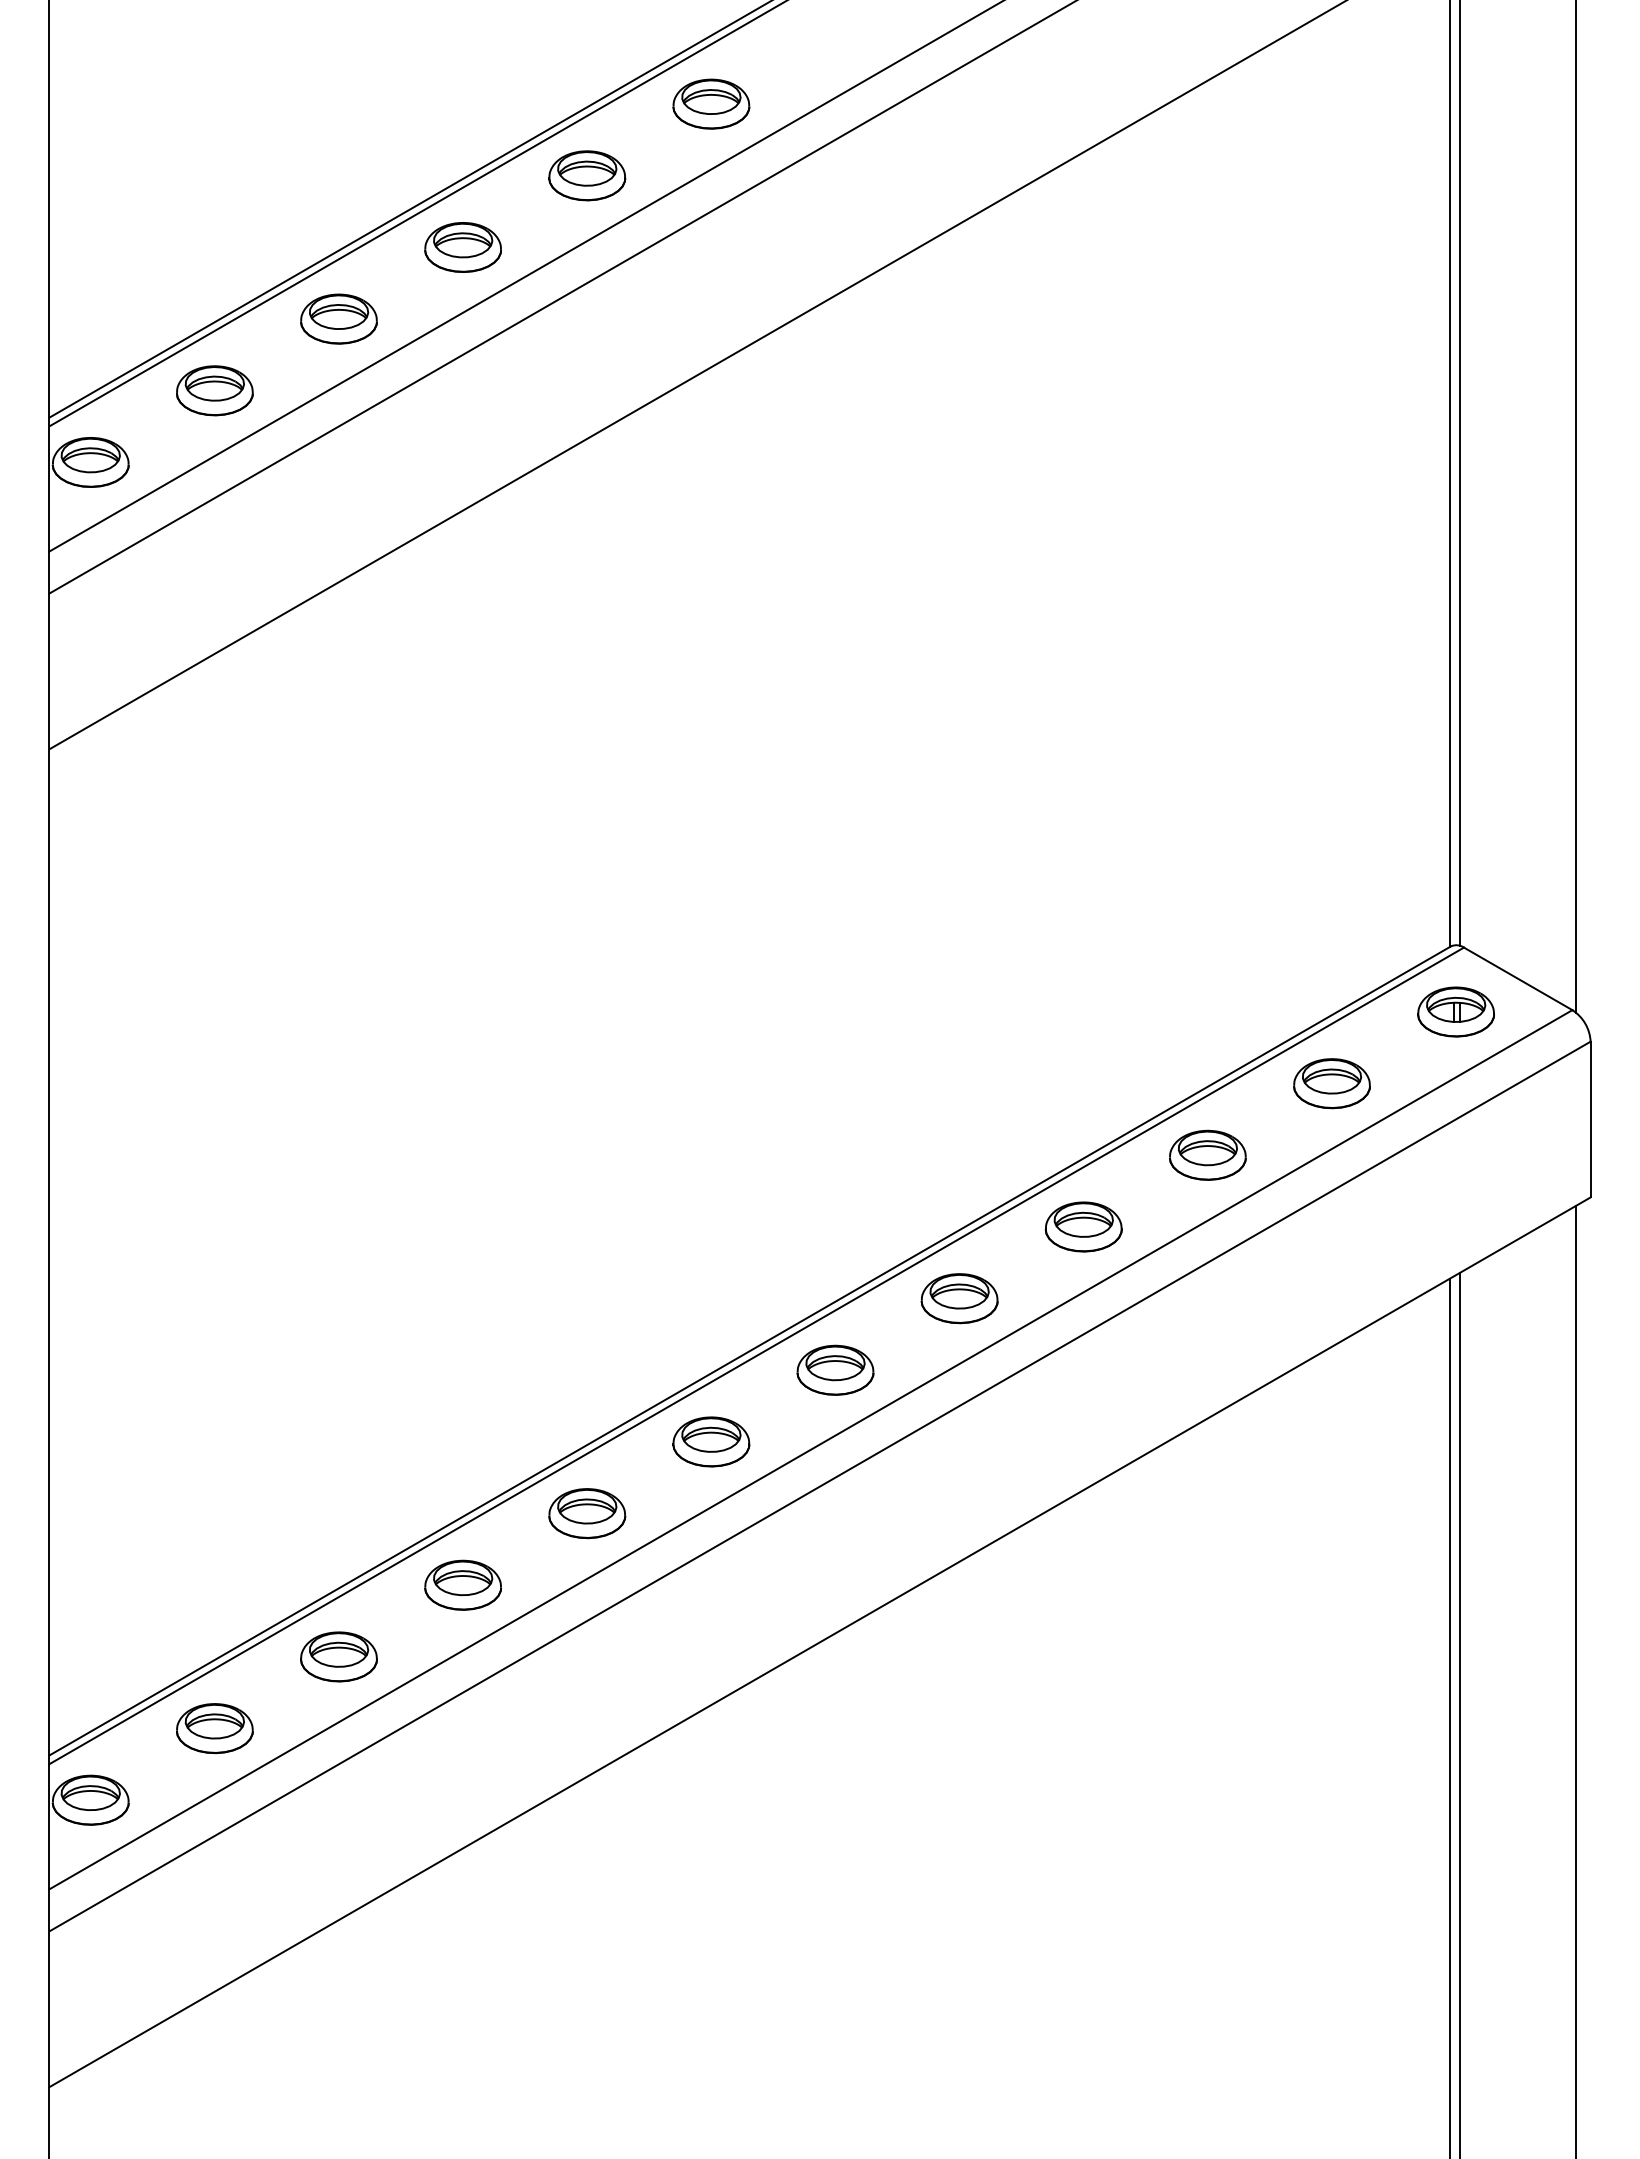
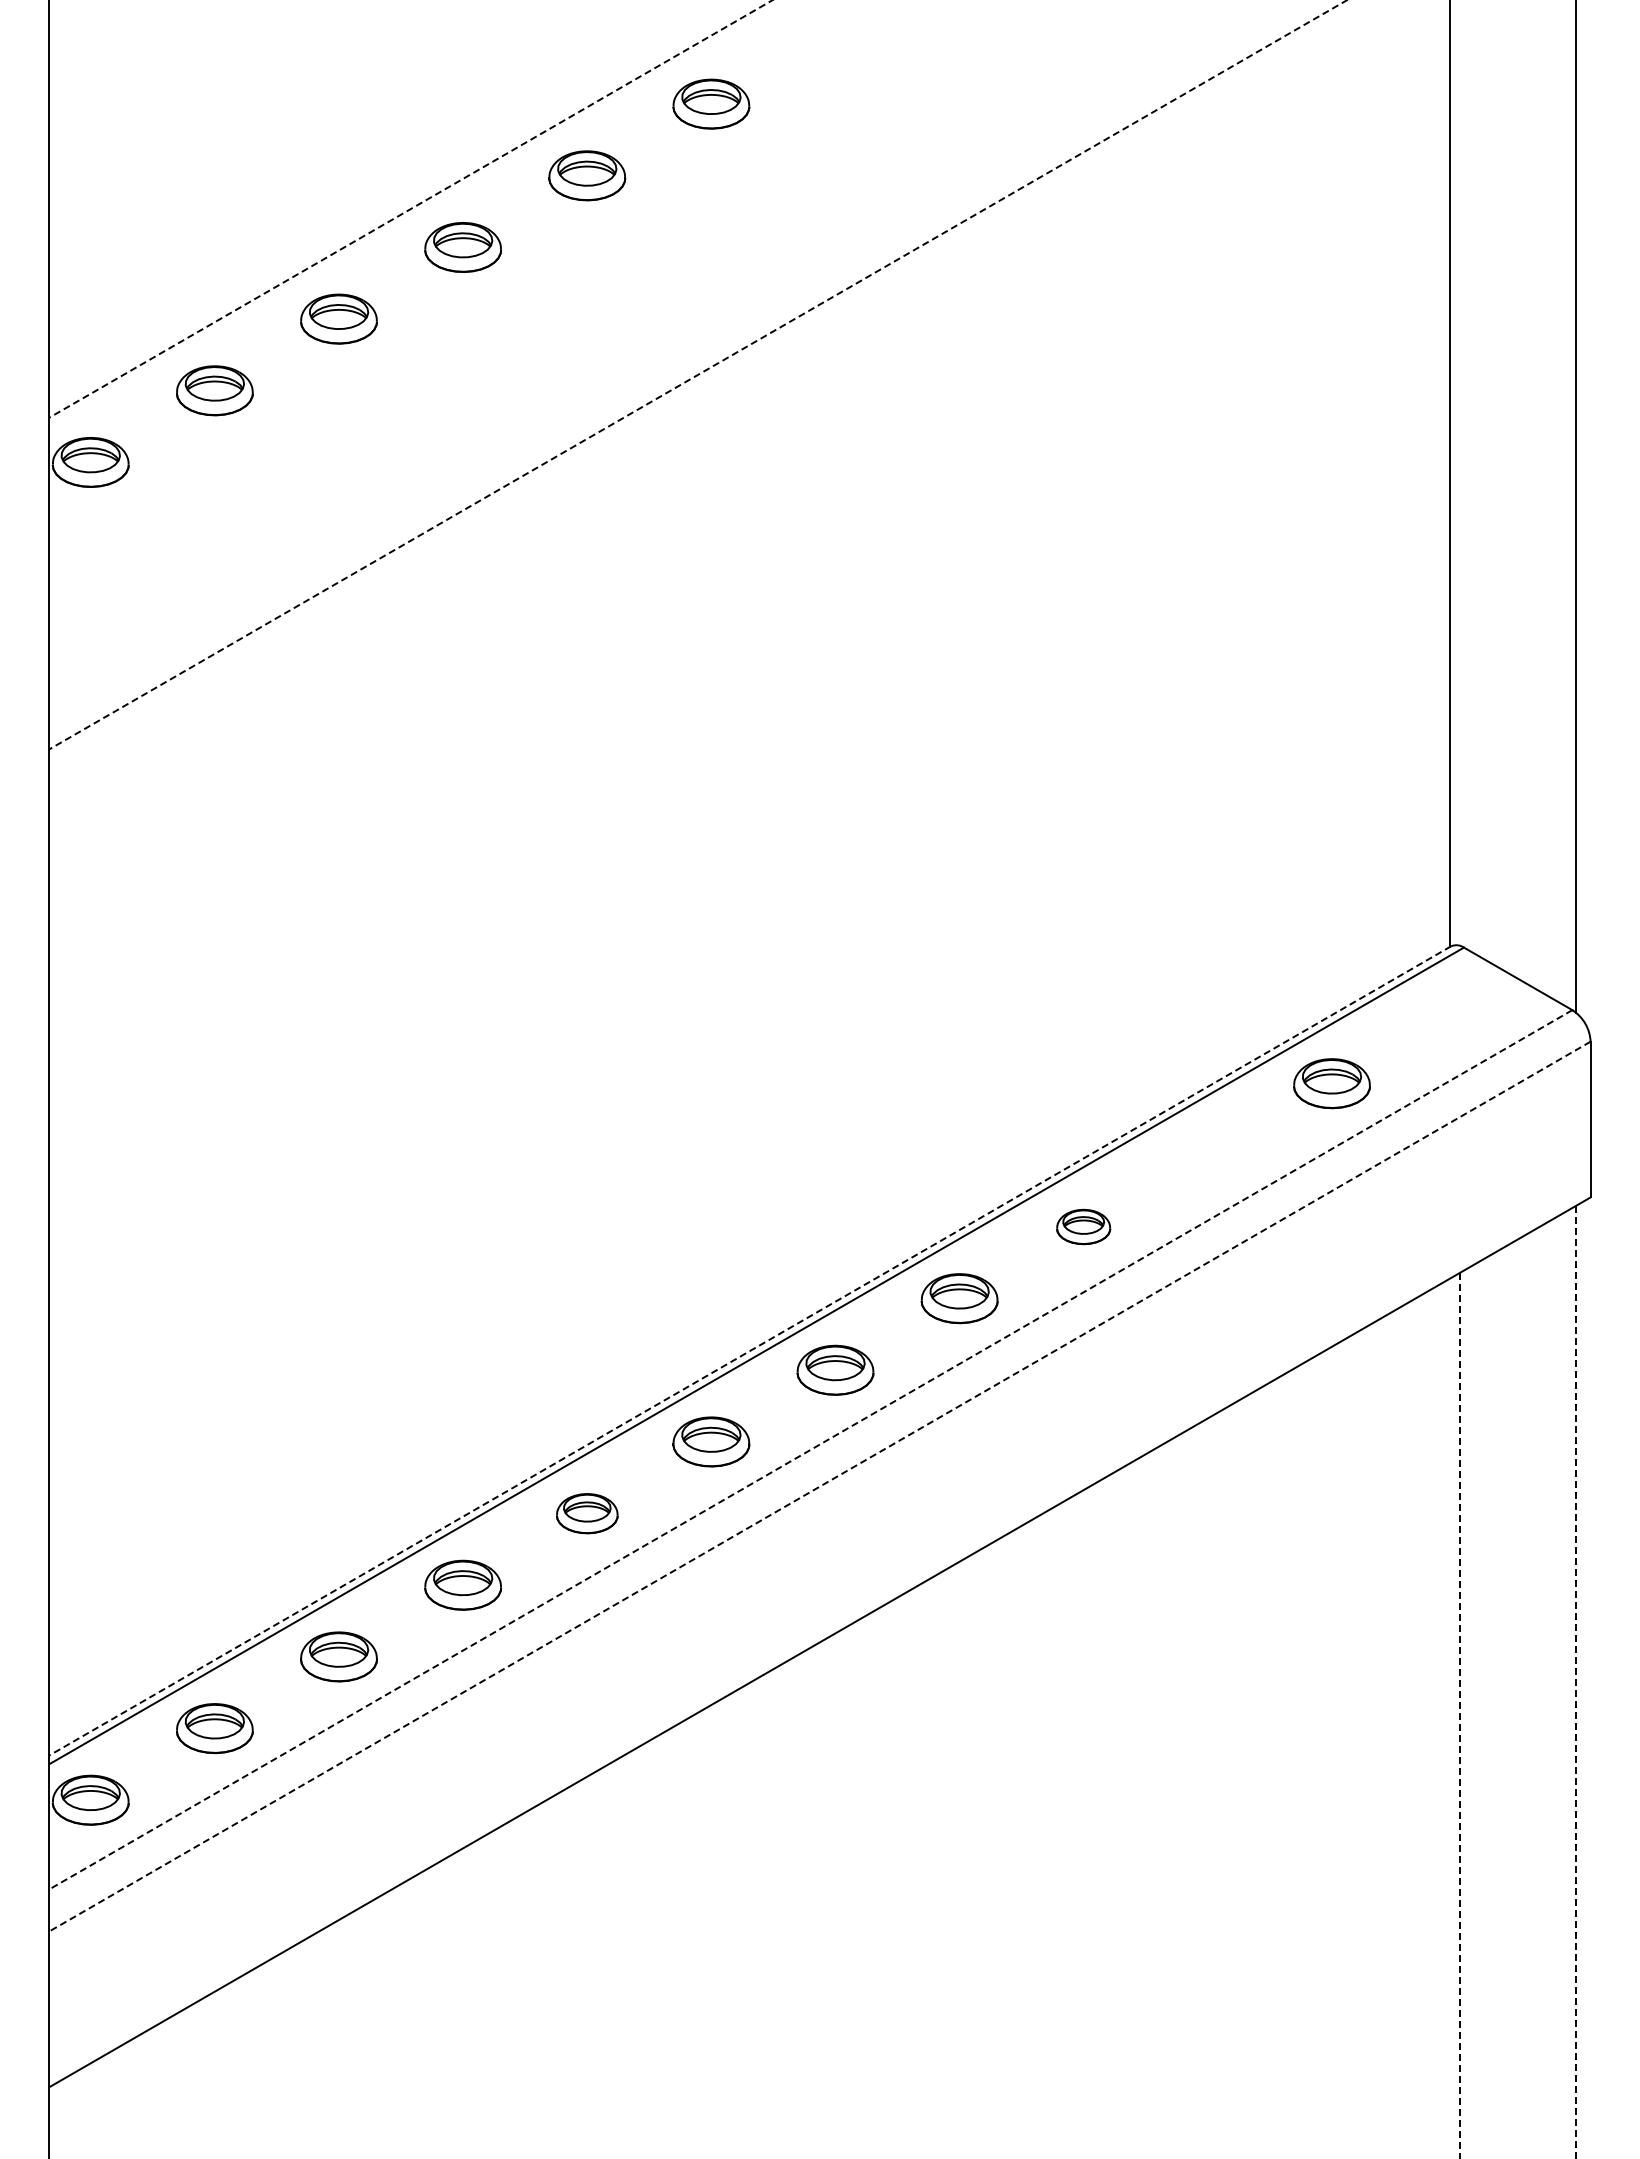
line: solid -> dashed (410, 209)
line: present -> none (416, 214)
line: present -> none (524, 276)
line: present -> none (561, 297)
line: solid -> dashed (697, 375)
line: present -> none (1460, 473)
part: present -> none (1455, 1011)
part: present -> none (1207, 1154)
part size: 79x52 px -> 56x38 px (1083, 1226)
line: solid -> dashed (749, 1351)
line: solid -> dashed (810, 1450)
line: solid -> dashed (819, 1486)
part size: 79x52 px -> 63x42 px (587, 1513)
line: solid -> dashed (1576, 1682)
line: solid -> dashed (1460, 1715)
line: present -> none (1449, 1716)
